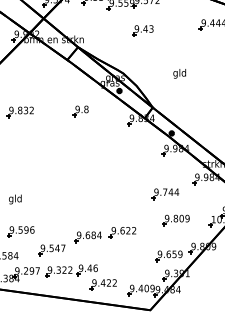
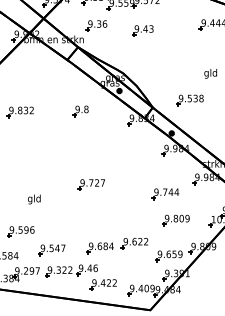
part: none -> present (96, 25)
text position: (179, 73) -> (210, 73) (210, 73)
part: none -> present (189, 100)
part: none -> present (90, 184)
text position: (15, 199) -> (34, 199) (34, 199)
part position: (105, 235) -> (117, 246) (117, 246)
